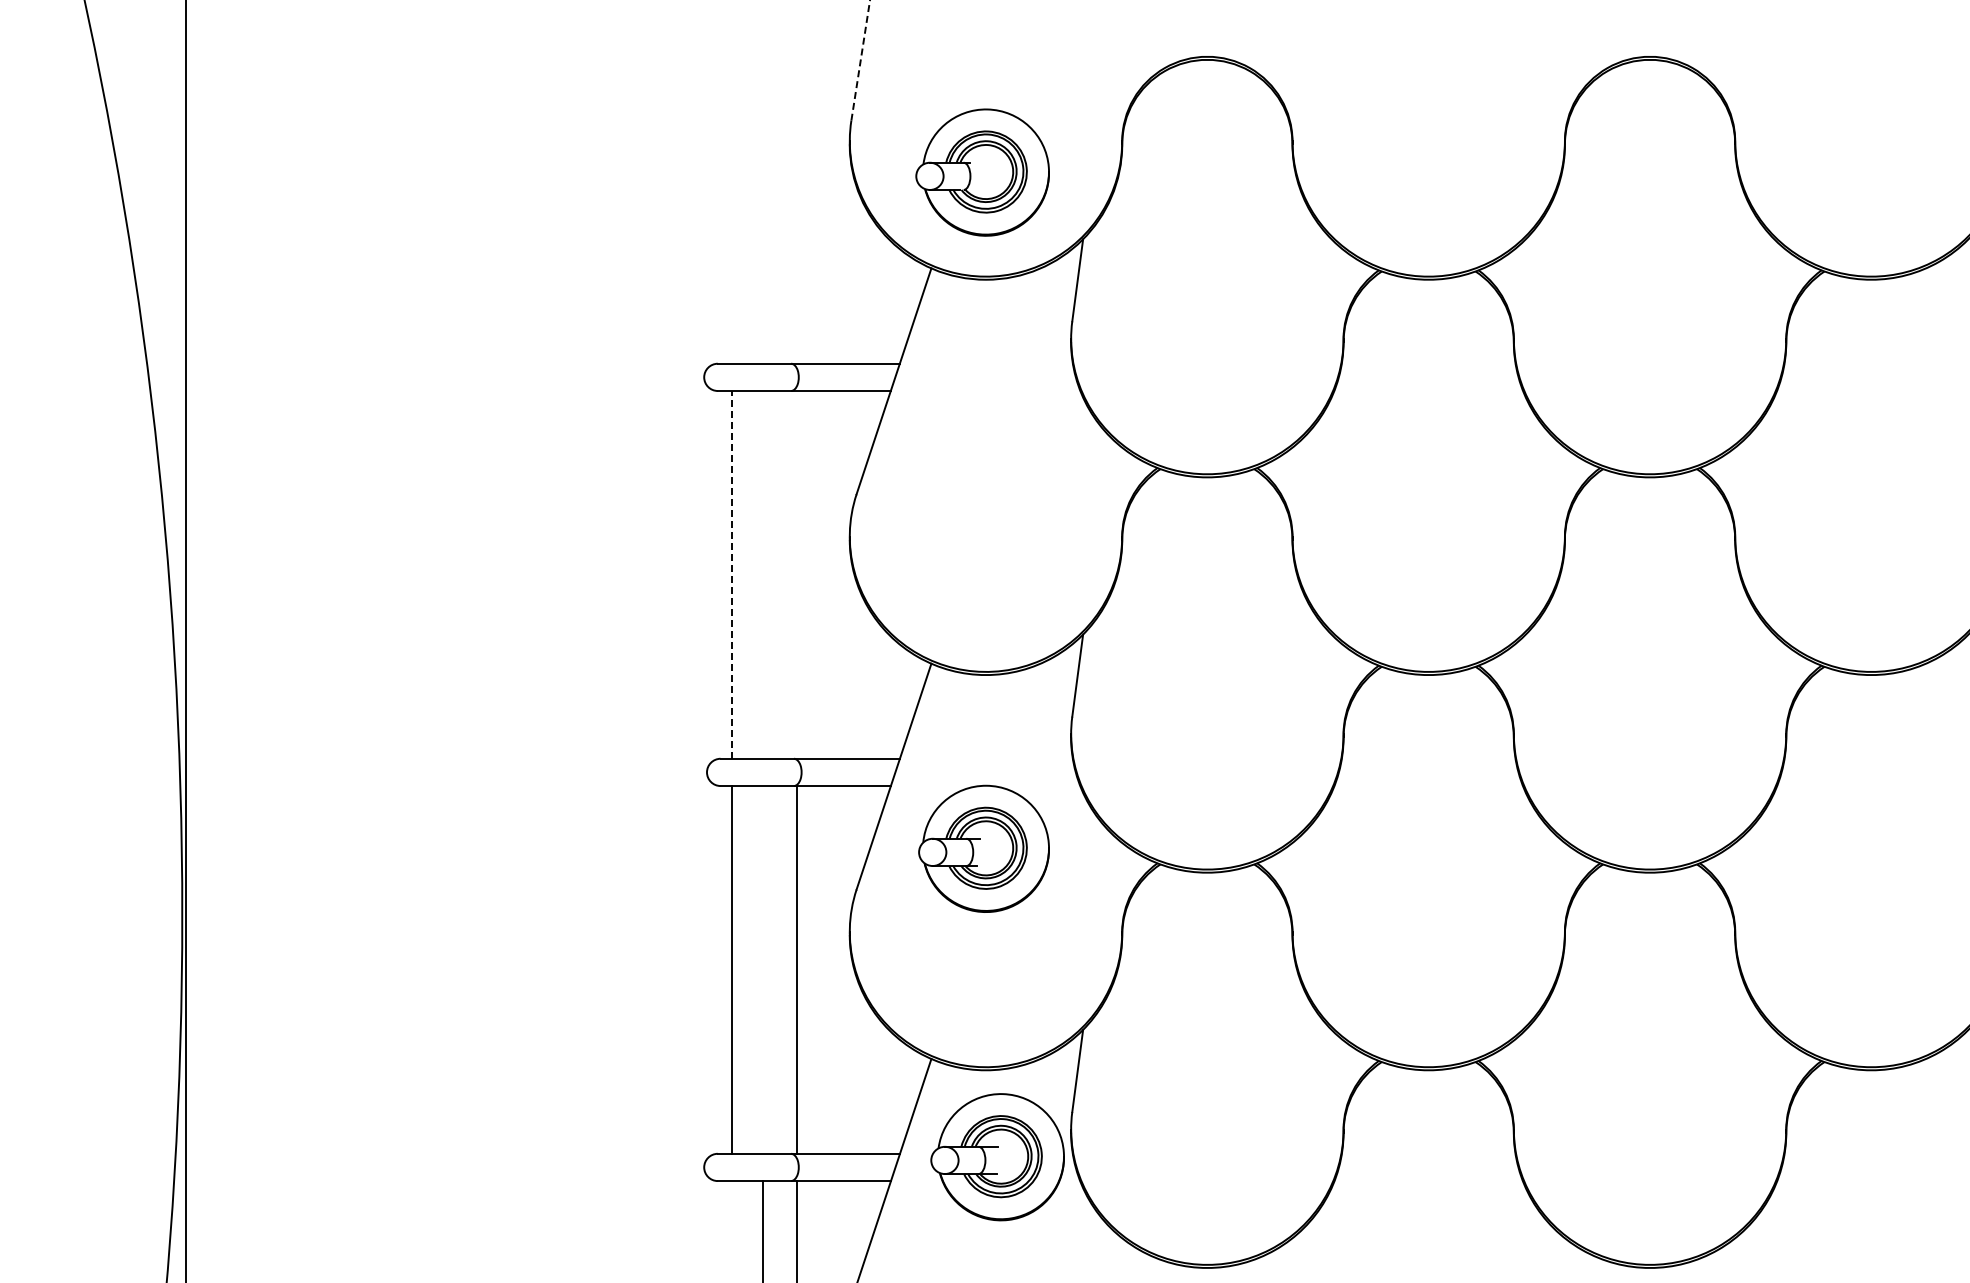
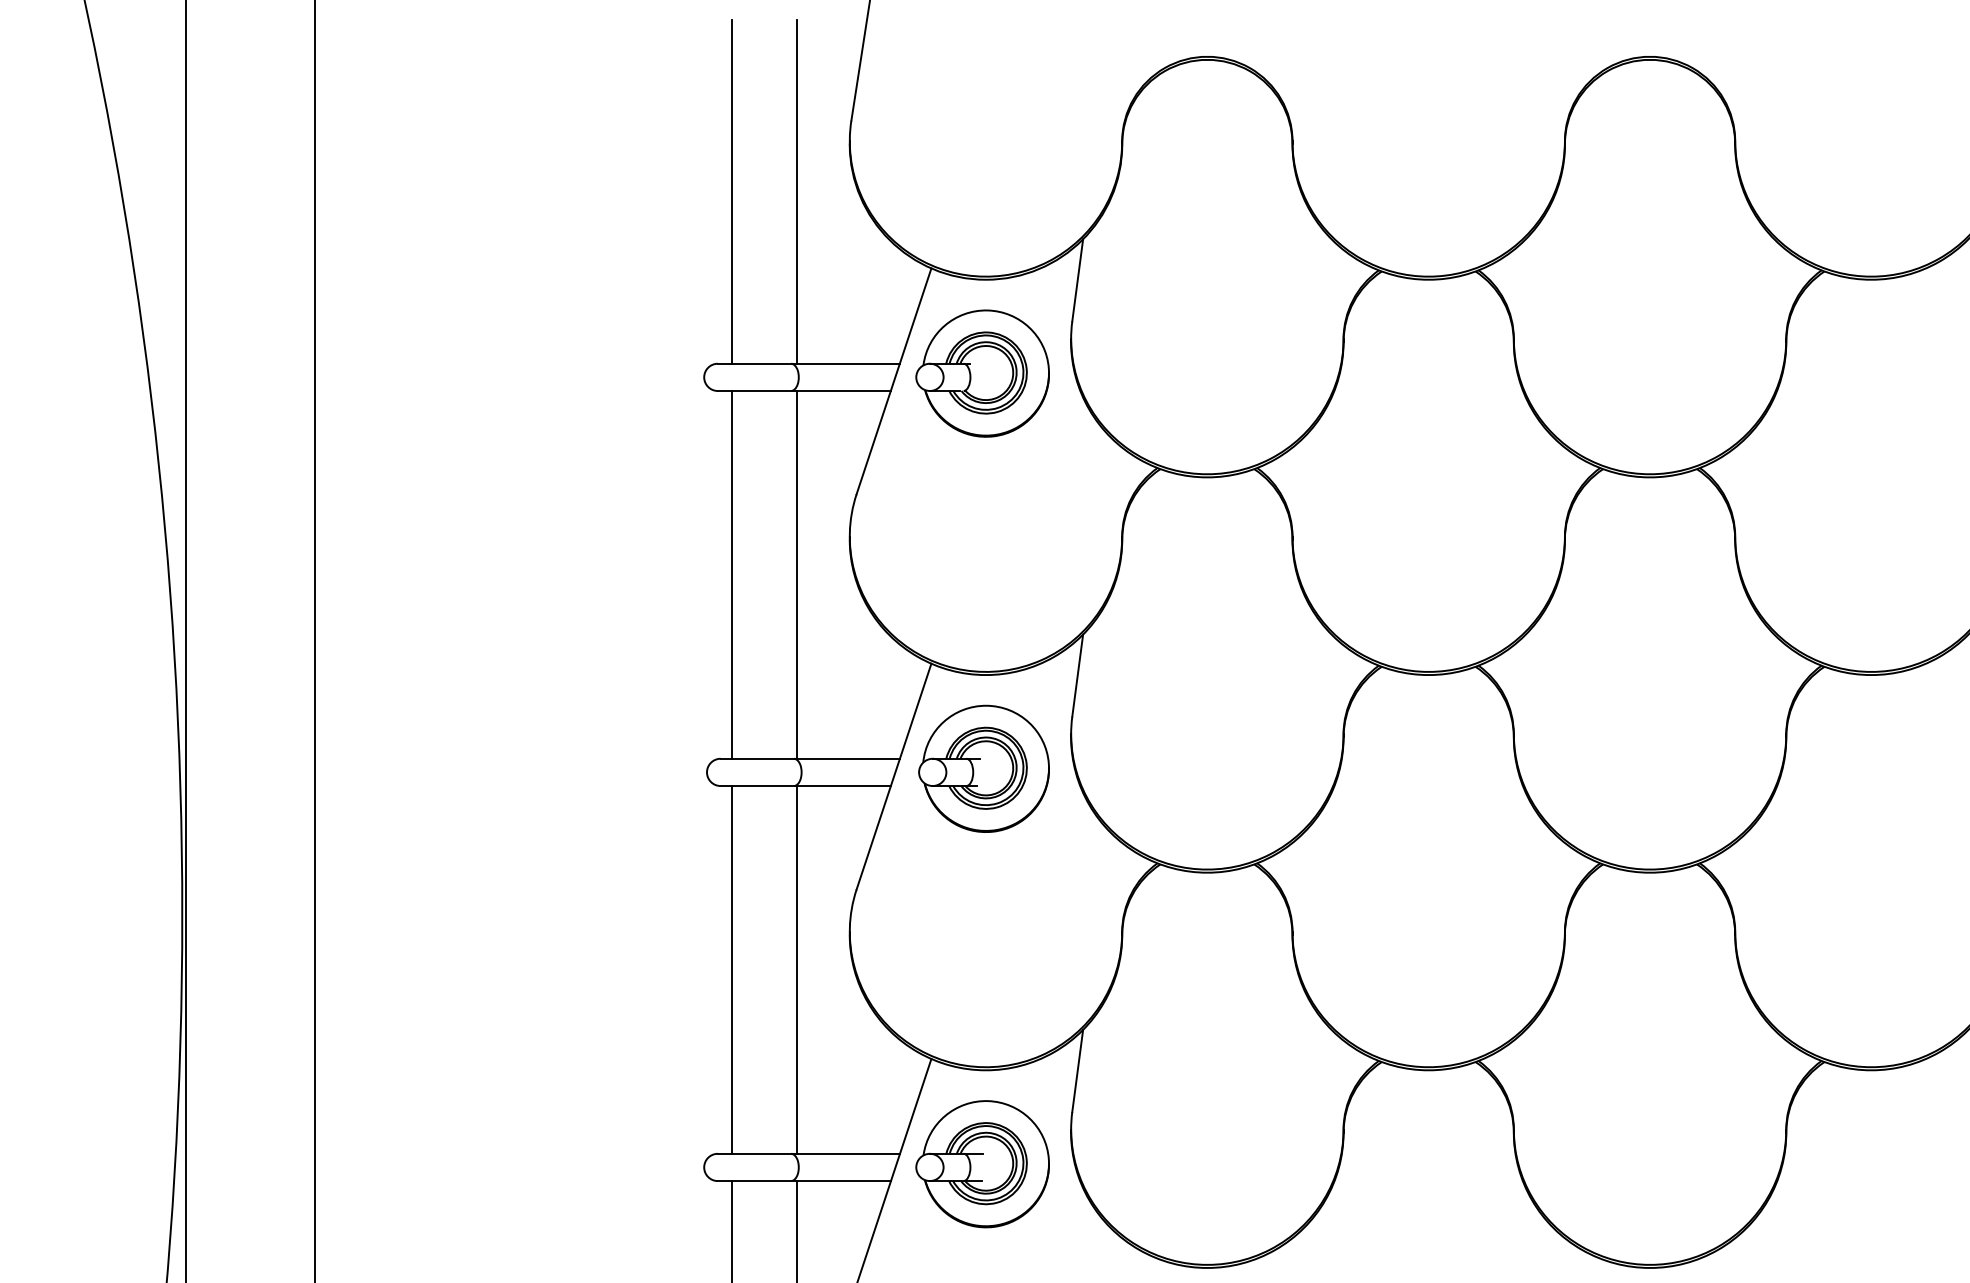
line: dashed -> solid (860, 60)
part position: (982, 172) -> (982, 373) (982, 373)
line: none -> present (732, 191)
line: none -> present (797, 191)
line: dashed -> solid (732, 574)
line: none -> present (797, 574)
line: none -> present (315, 640)
part position: (983, 848) -> (983, 768) (983, 768)
part position: (997, 1157) -> (982, 1164) (982, 1164)
line position: (763, 1230) -> (732, 1230) (732, 1230)
